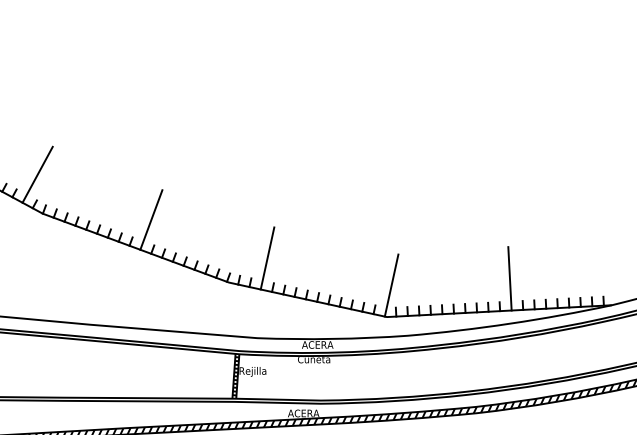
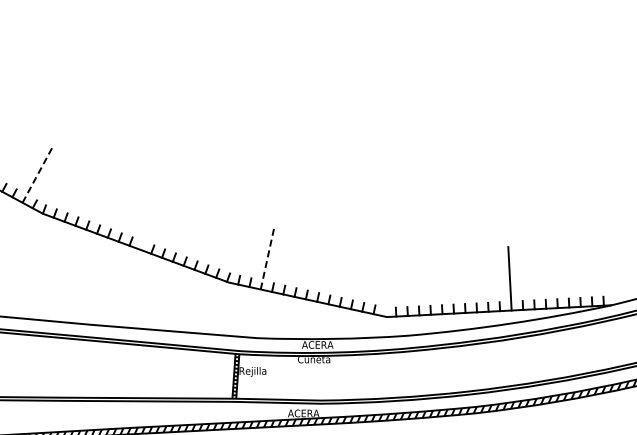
line: solid -> dashed (37, 174)
line: present -> none (151, 219)
line: solid -> dashed (267, 258)
line: present -> none (391, 285)
